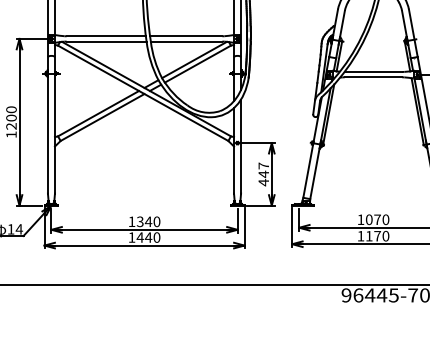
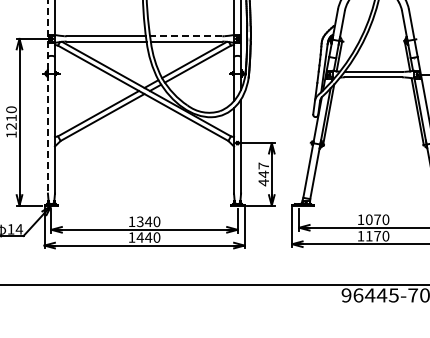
line: solid -> dashed (185, 36)
line: solid -> dashed (47, 96)
text: 1200 -> 1210 (11, 117)
